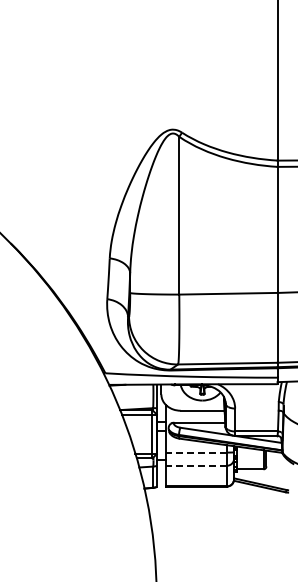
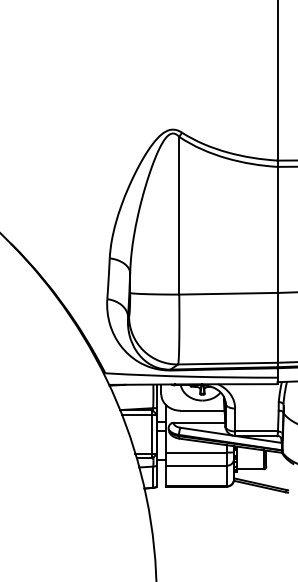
line: dashed -> solid (196, 452)
line: dashed -> solid (196, 465)
